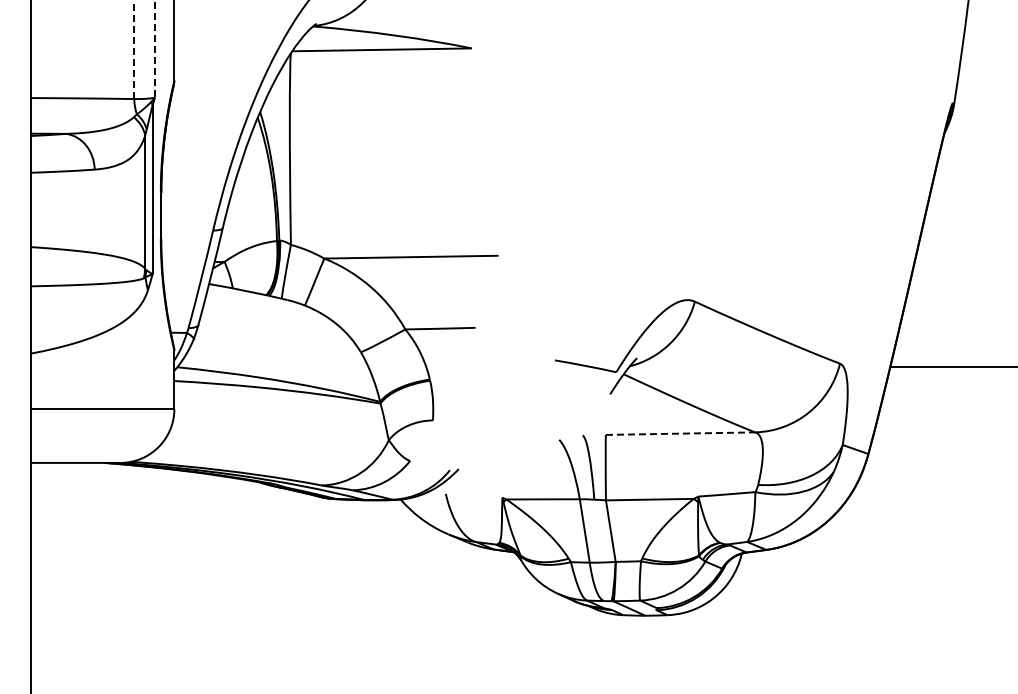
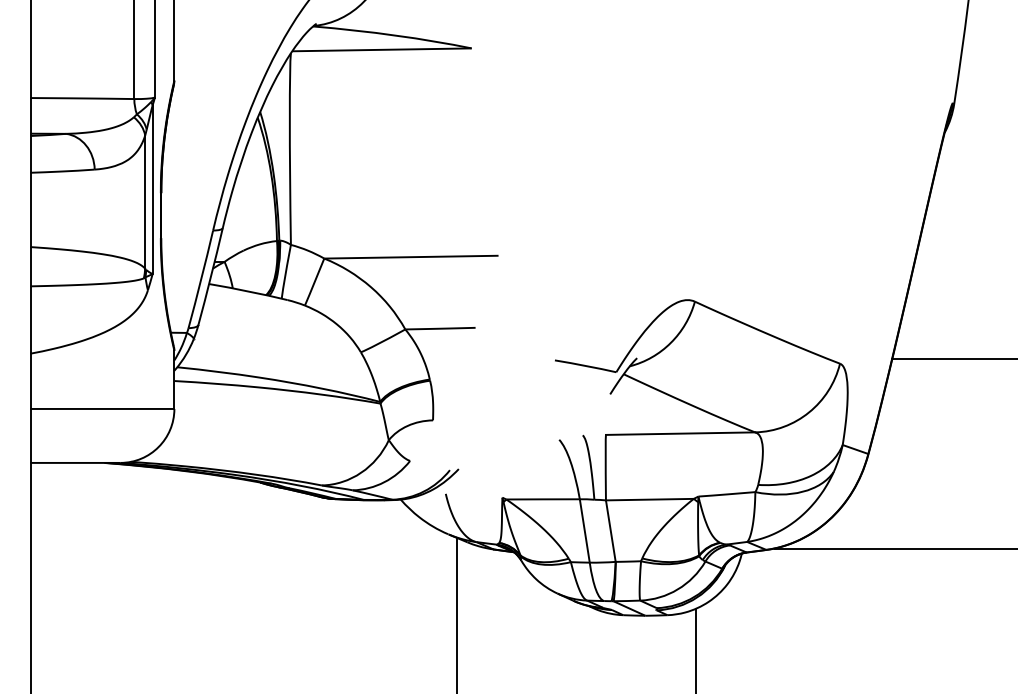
line: dashed -> solid (134, 49)
line: dashed -> solid (154, 49)
line position: (953, 367) -> (953, 359) (953, 359)
line: dashed -> solid (680, 433)
line: none -> present (894, 548)
line: none -> present (457, 613)
line: none -> present (695, 649)
